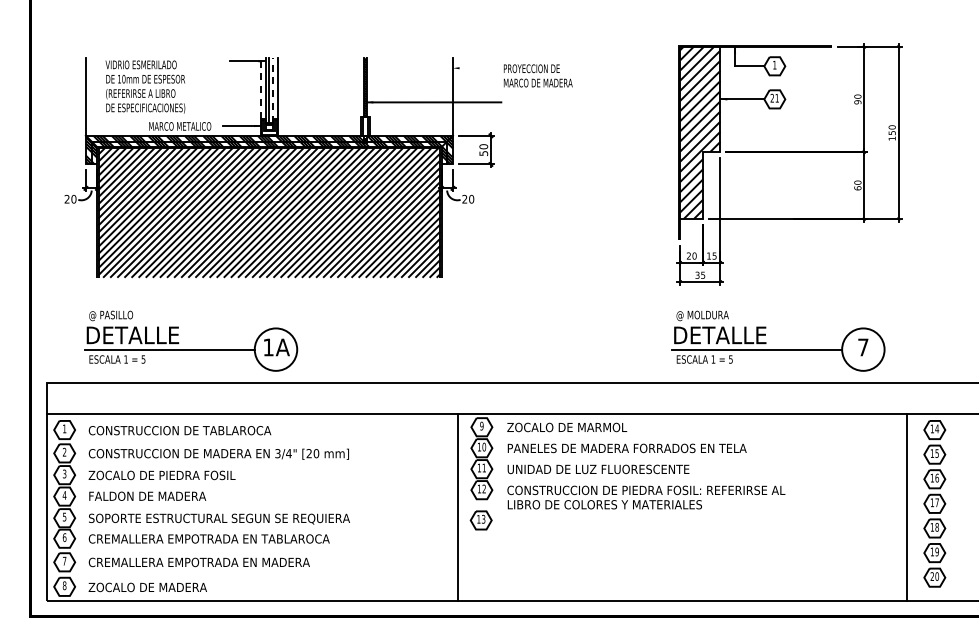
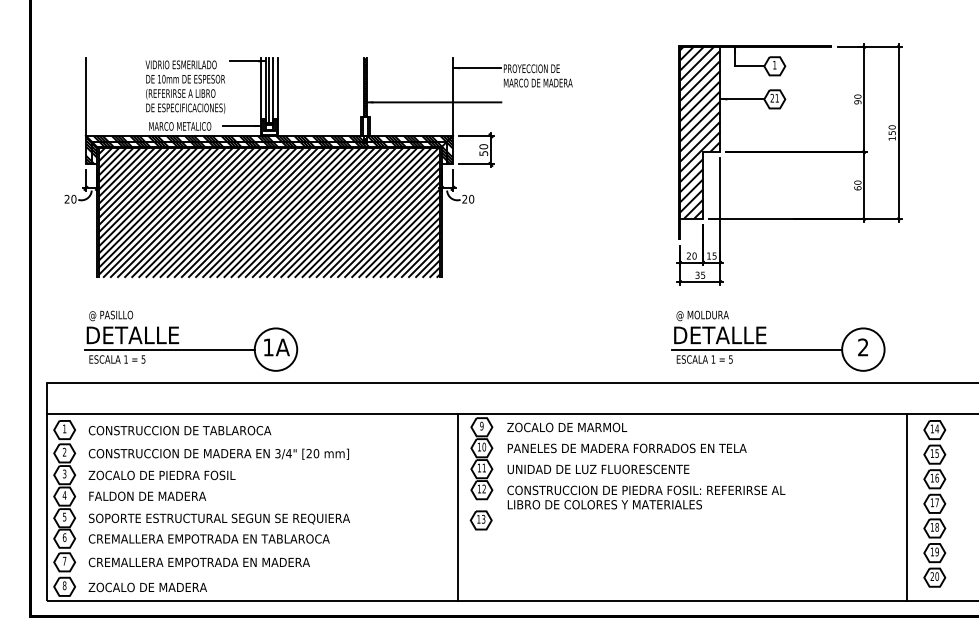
line: none -> present (477, 68)
text position: (145, 86) -> (185, 86) (185, 86)
line: dashed -> solid (260, 87)
line: dashed -> solid (273, 89)
text: 7 -> 2 (863, 347)
